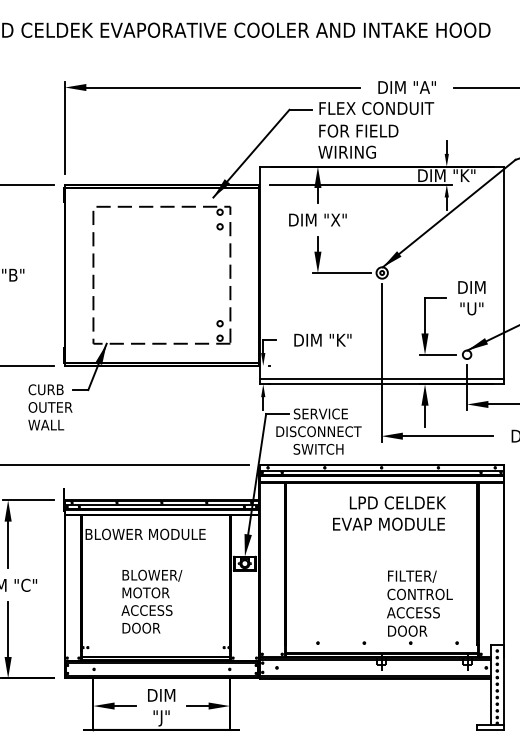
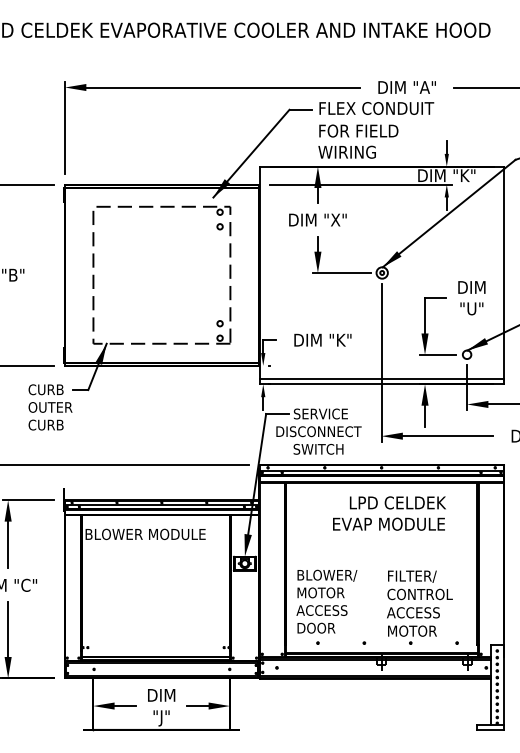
text: WALL -> CURB (46, 424)
text position: (151, 601) -> (326, 601) (326, 601)
text: DOOR -> MOTOR (412, 630)
